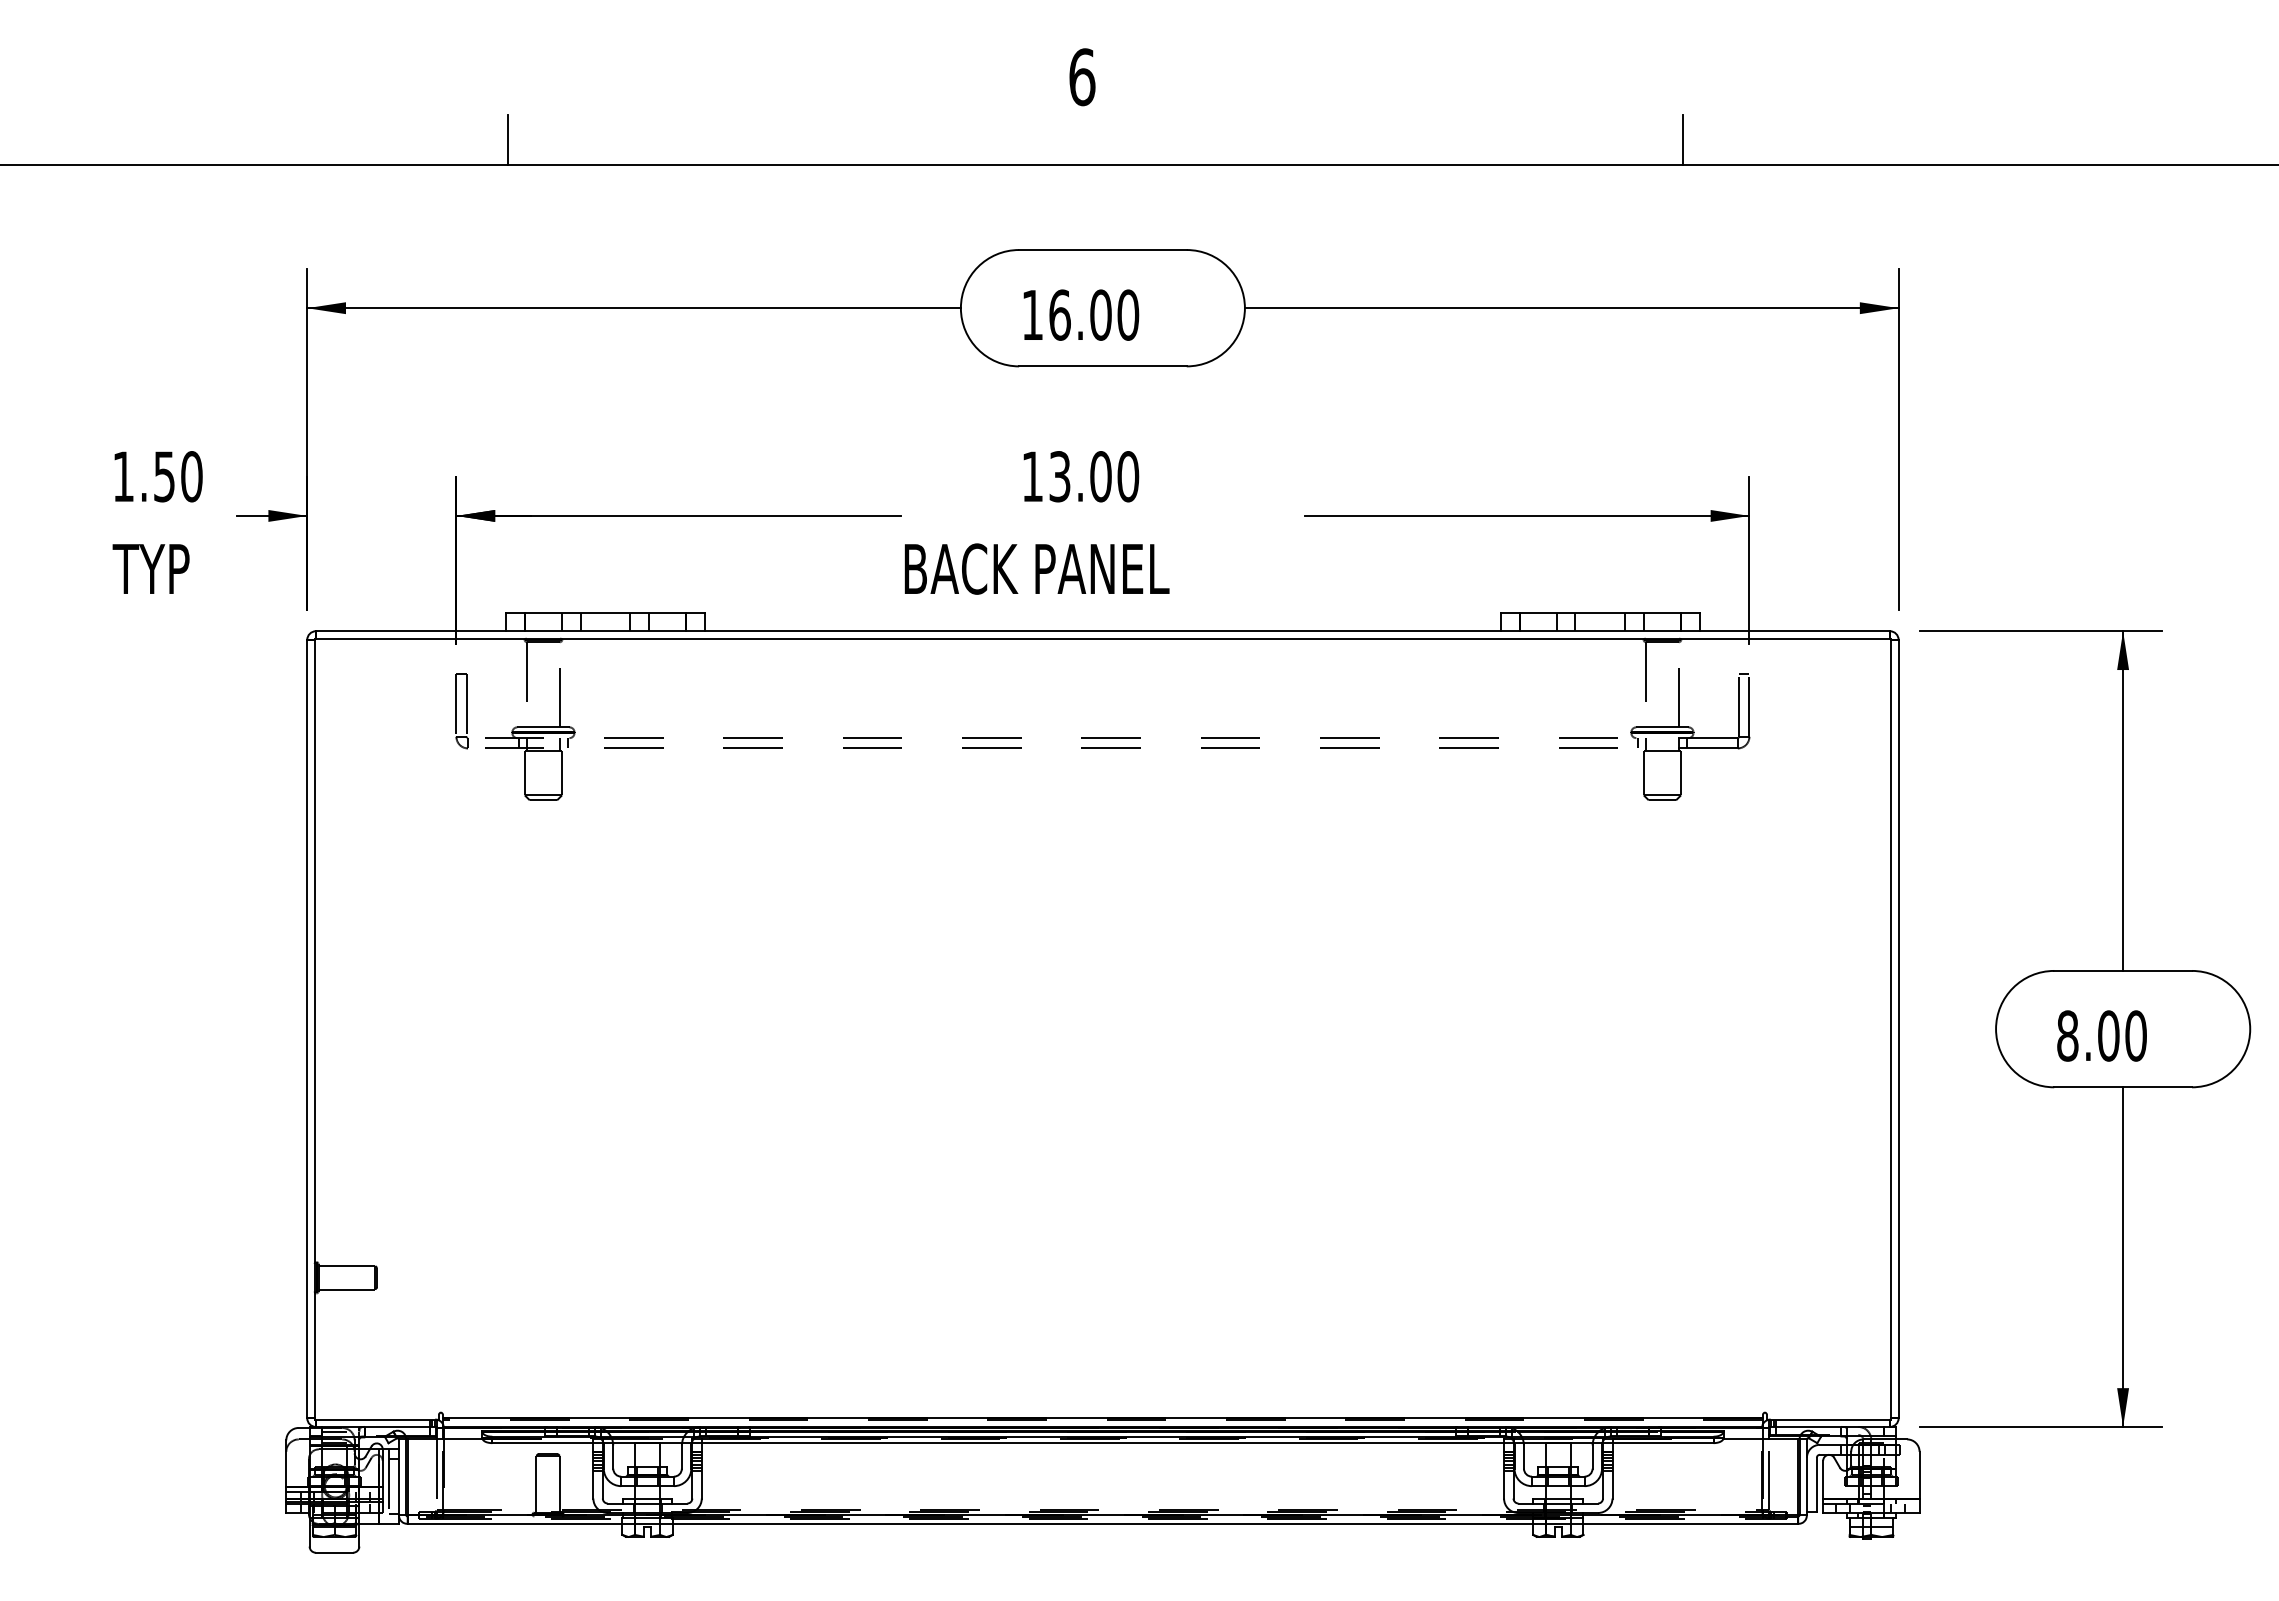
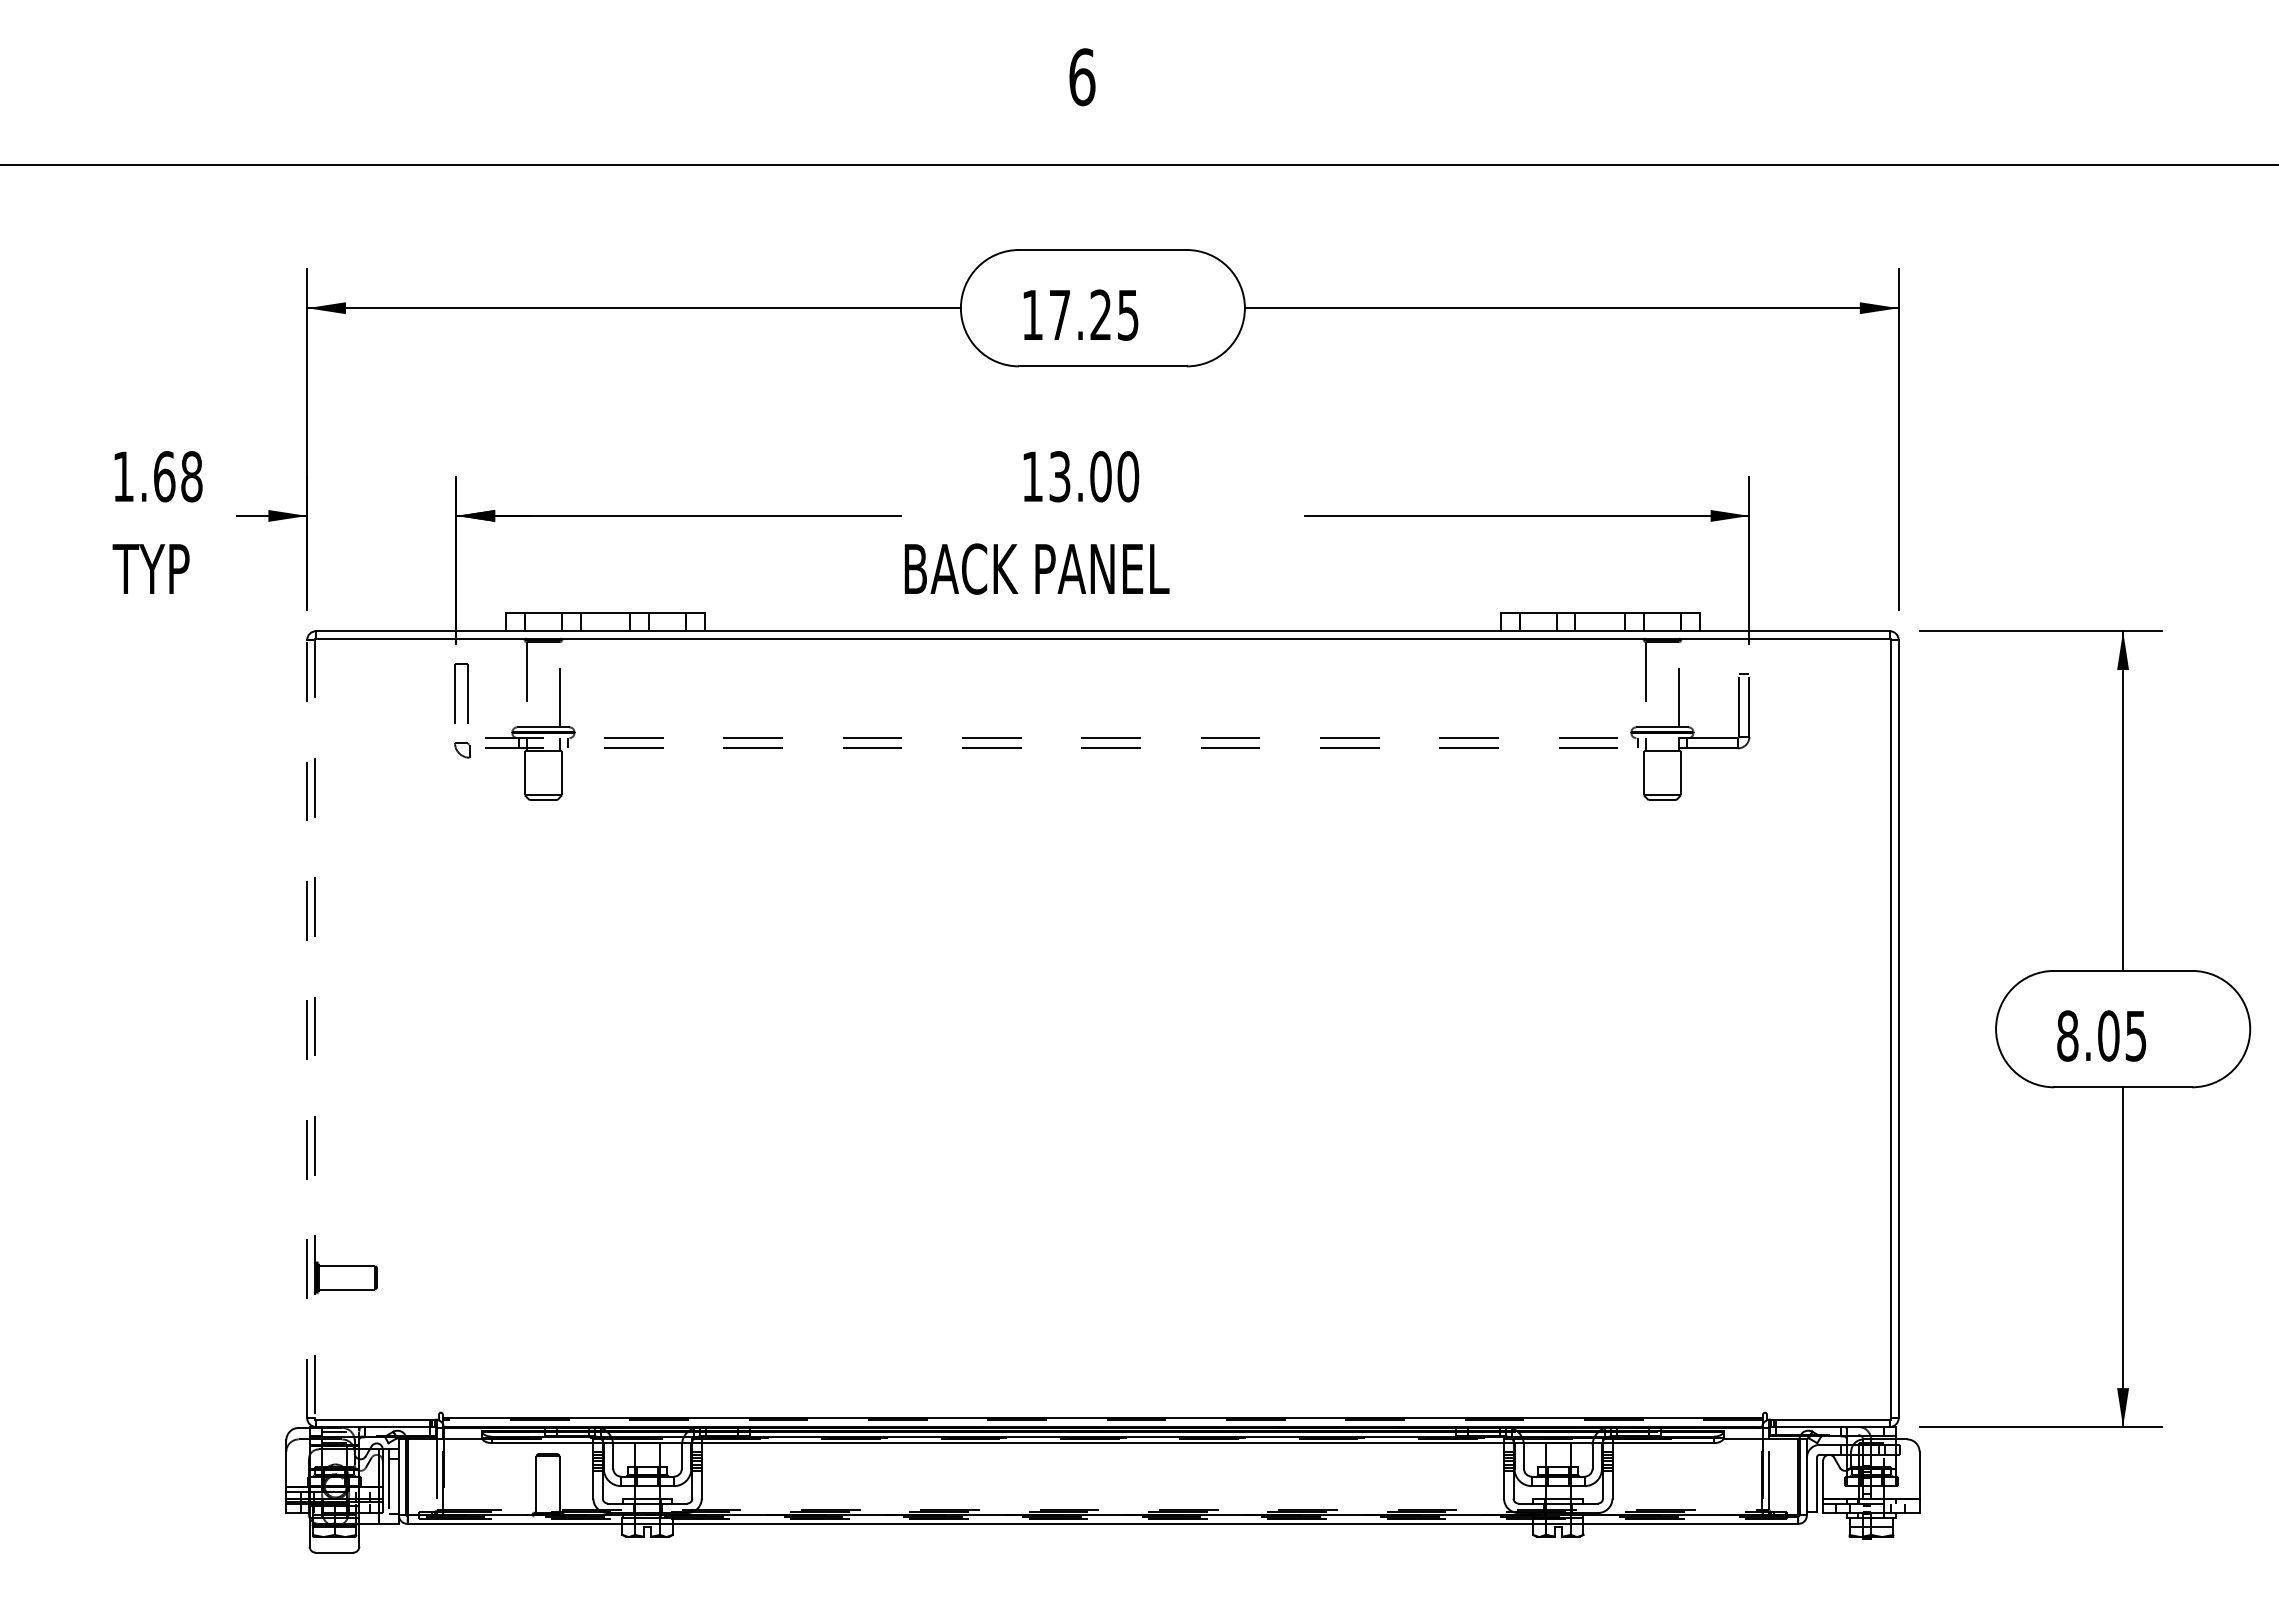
line: present -> none (507, 139)
line: present -> none (1682, 139)
text: 16.00 -> 17.25 (1094, 314)
text: 1.50 -> 1.68 (178, 476)
part size: 14x77 px -> 17x96 px (462, 710)
line: solid -> dashed (307, 1028)
line: solid -> dashed (314, 1029)
text: 8.00 -> 8.05 (2135, 1035)
